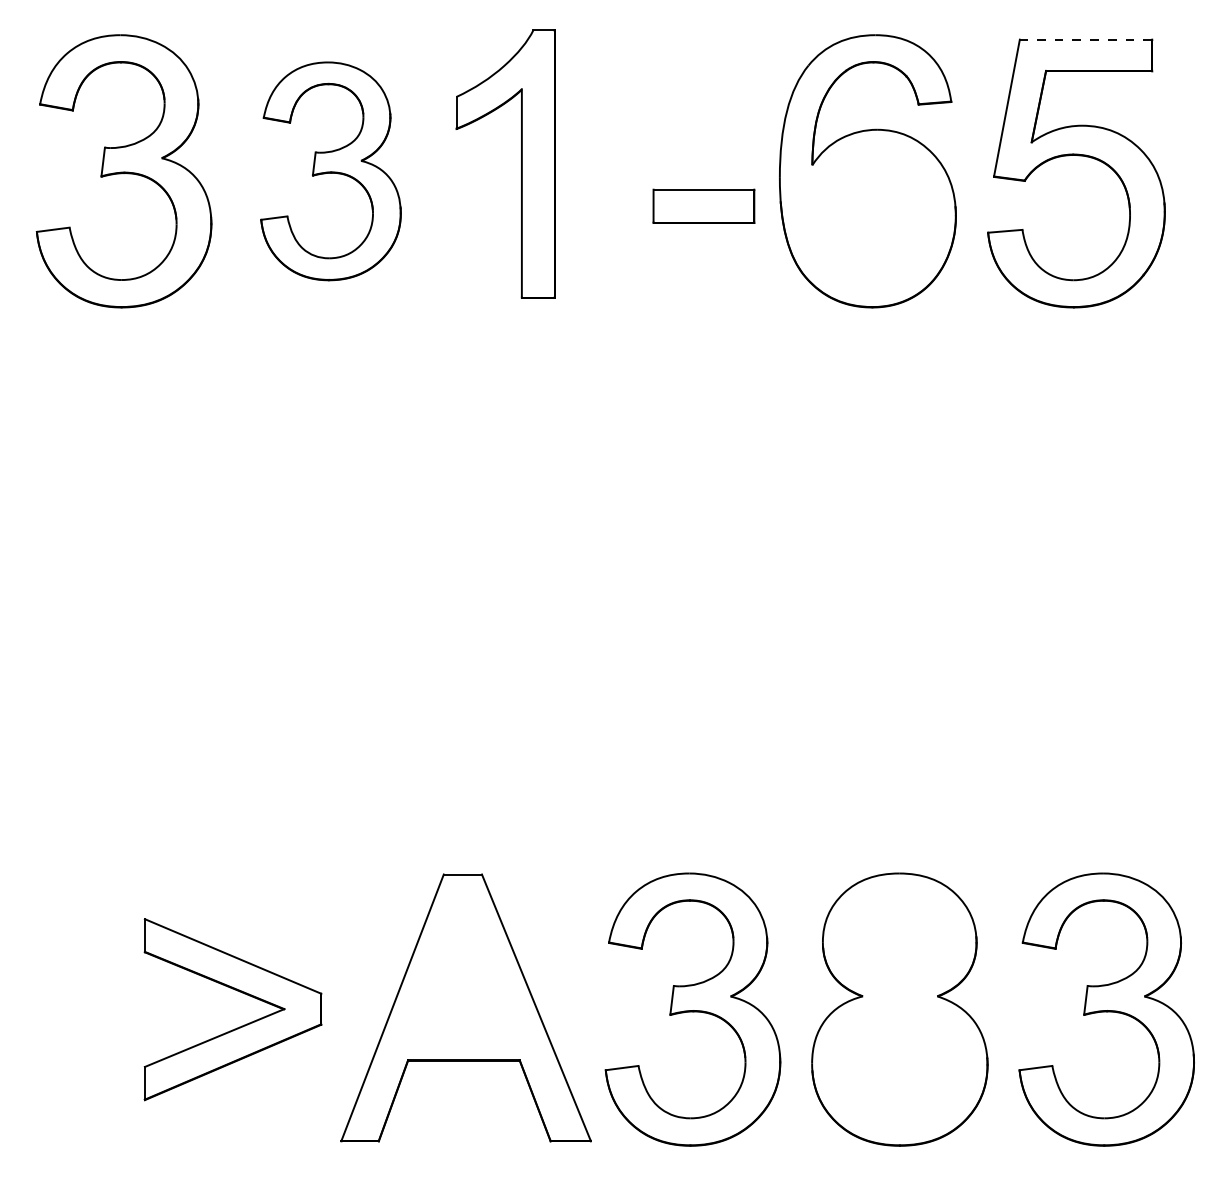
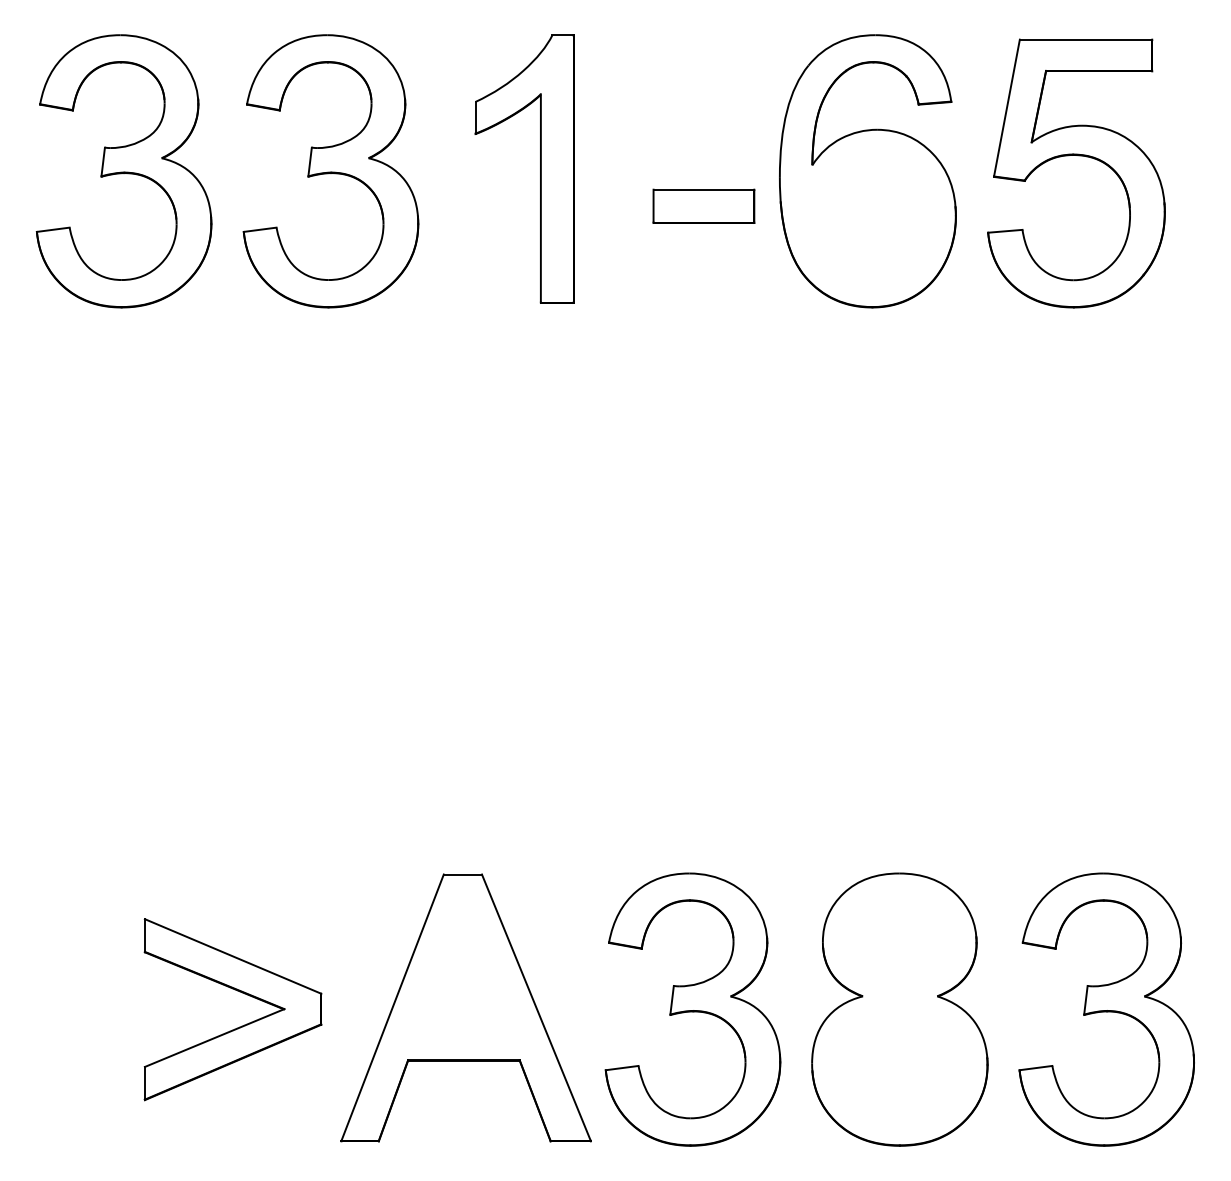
line: dashed -> solid (1085, 39)
part position: (521, 163) -> (540, 168) (540, 168)
part size: 142x221 px -> 178x275 px (330, 171)
